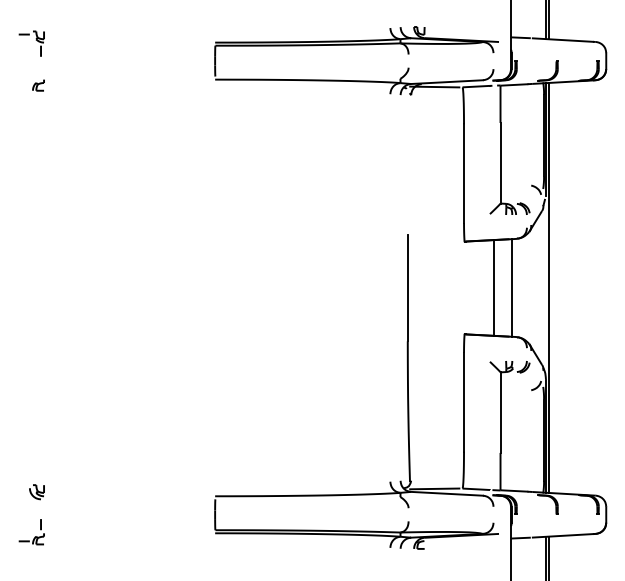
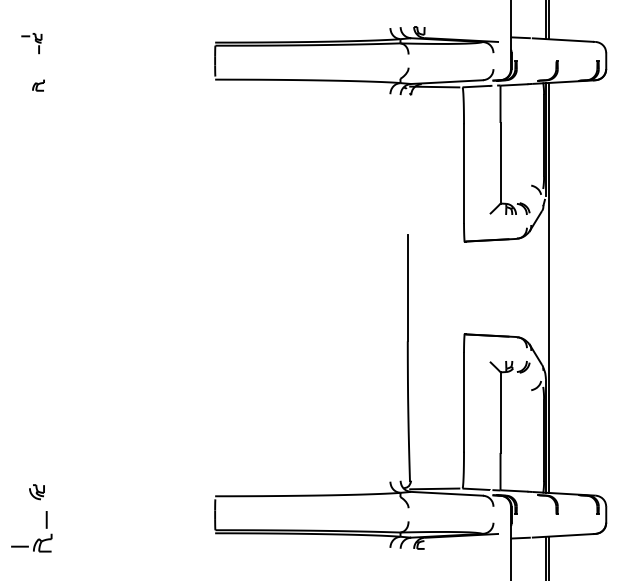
part size: 27x27 px -> 22x22 px (31, 43)
line: present -> none (493, 287)
line: present -> none (512, 287)
part size: 27x27 px -> 42x42 px (31, 531)
